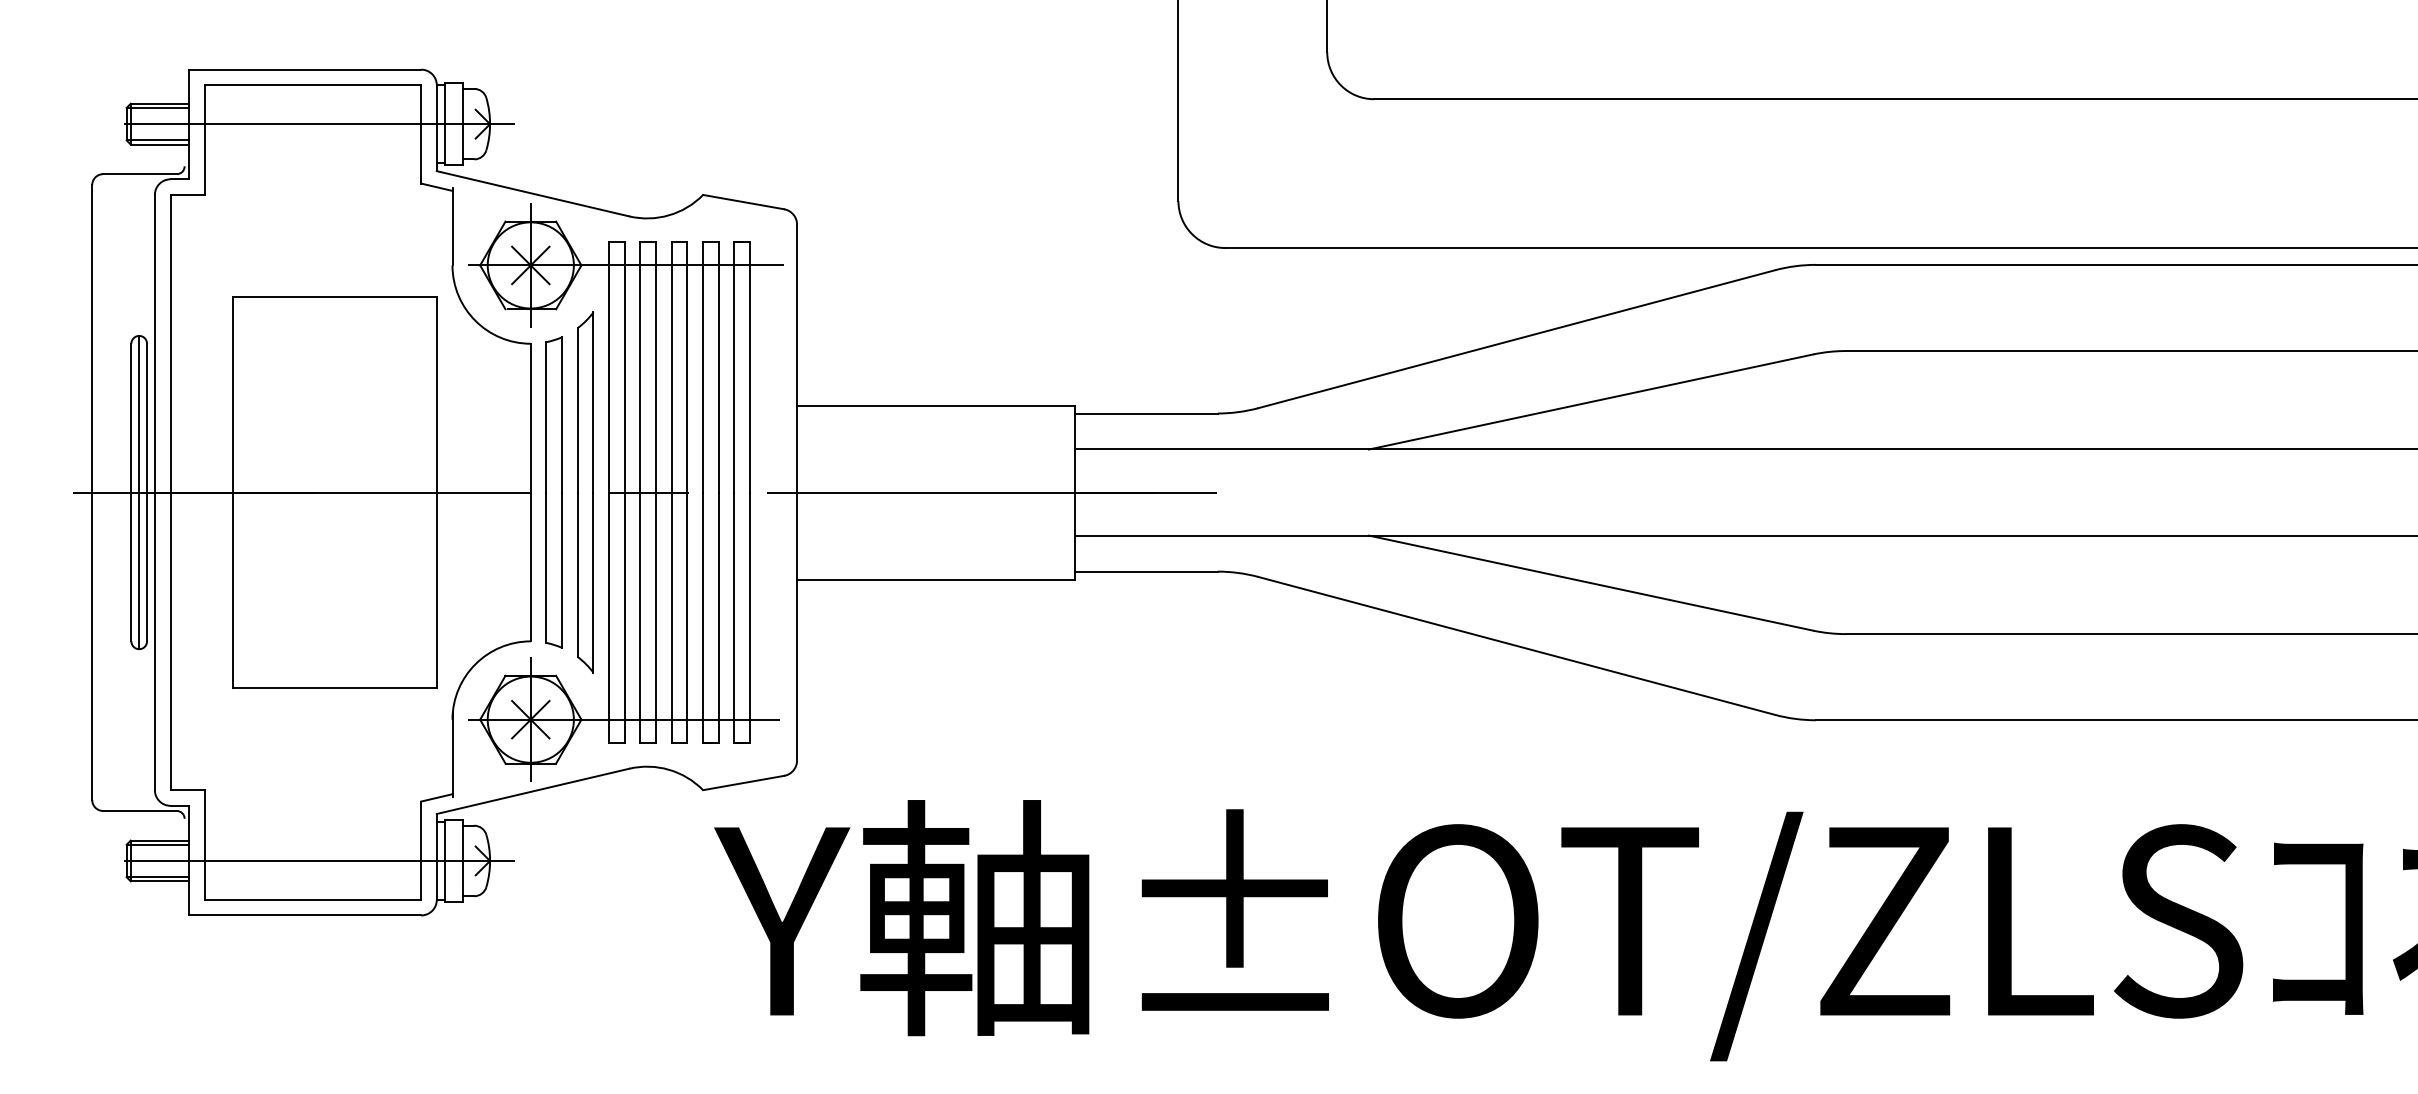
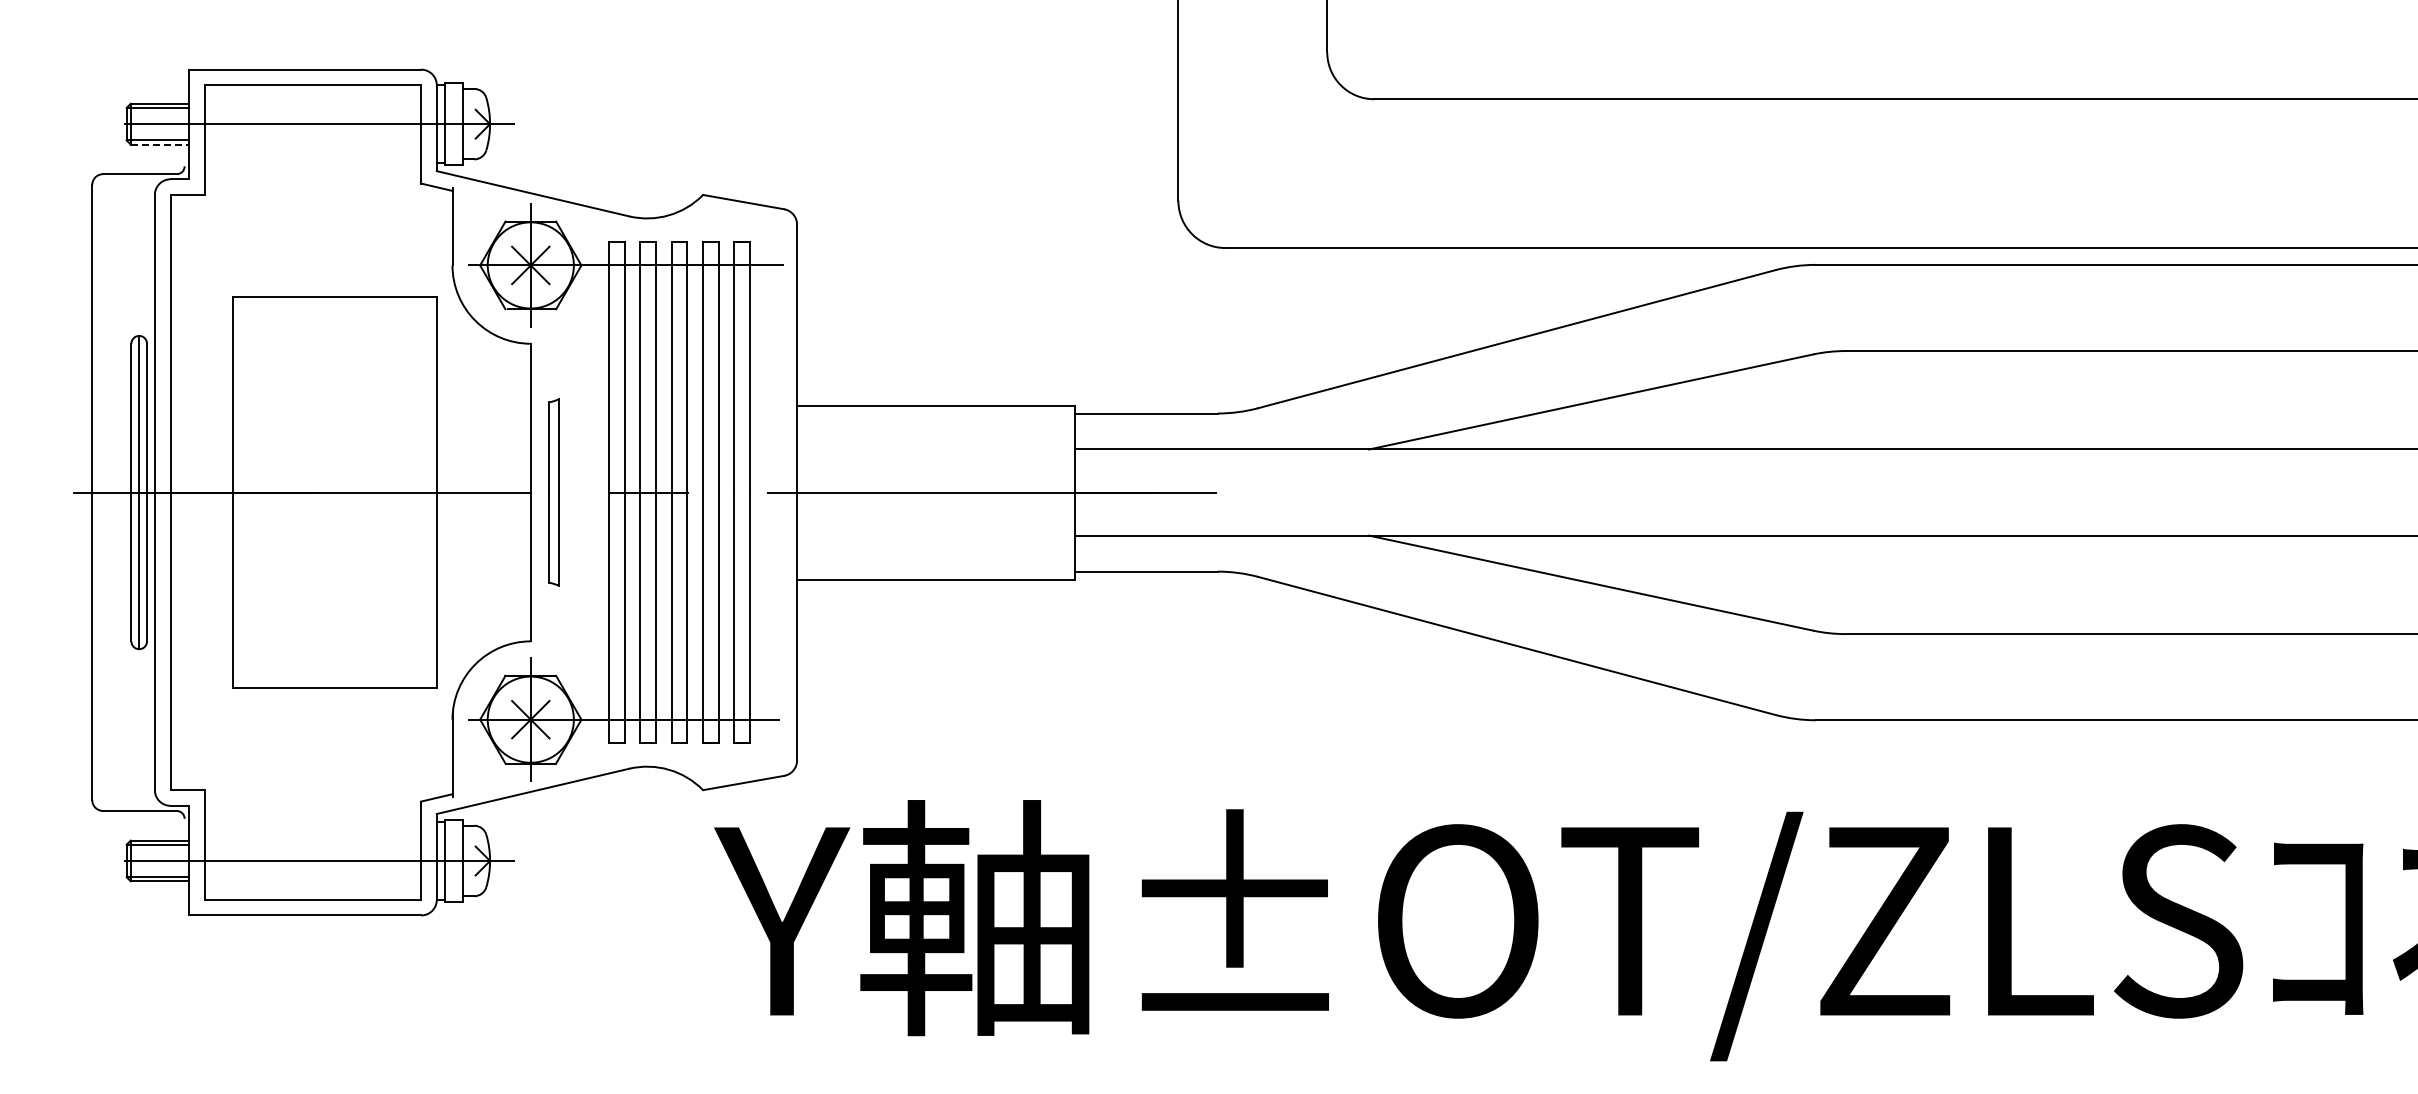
line: solid -> dashed (160, 144)
part size: 18x313 px -> 12x189 px (553, 492)
part: present -> none (585, 492)
